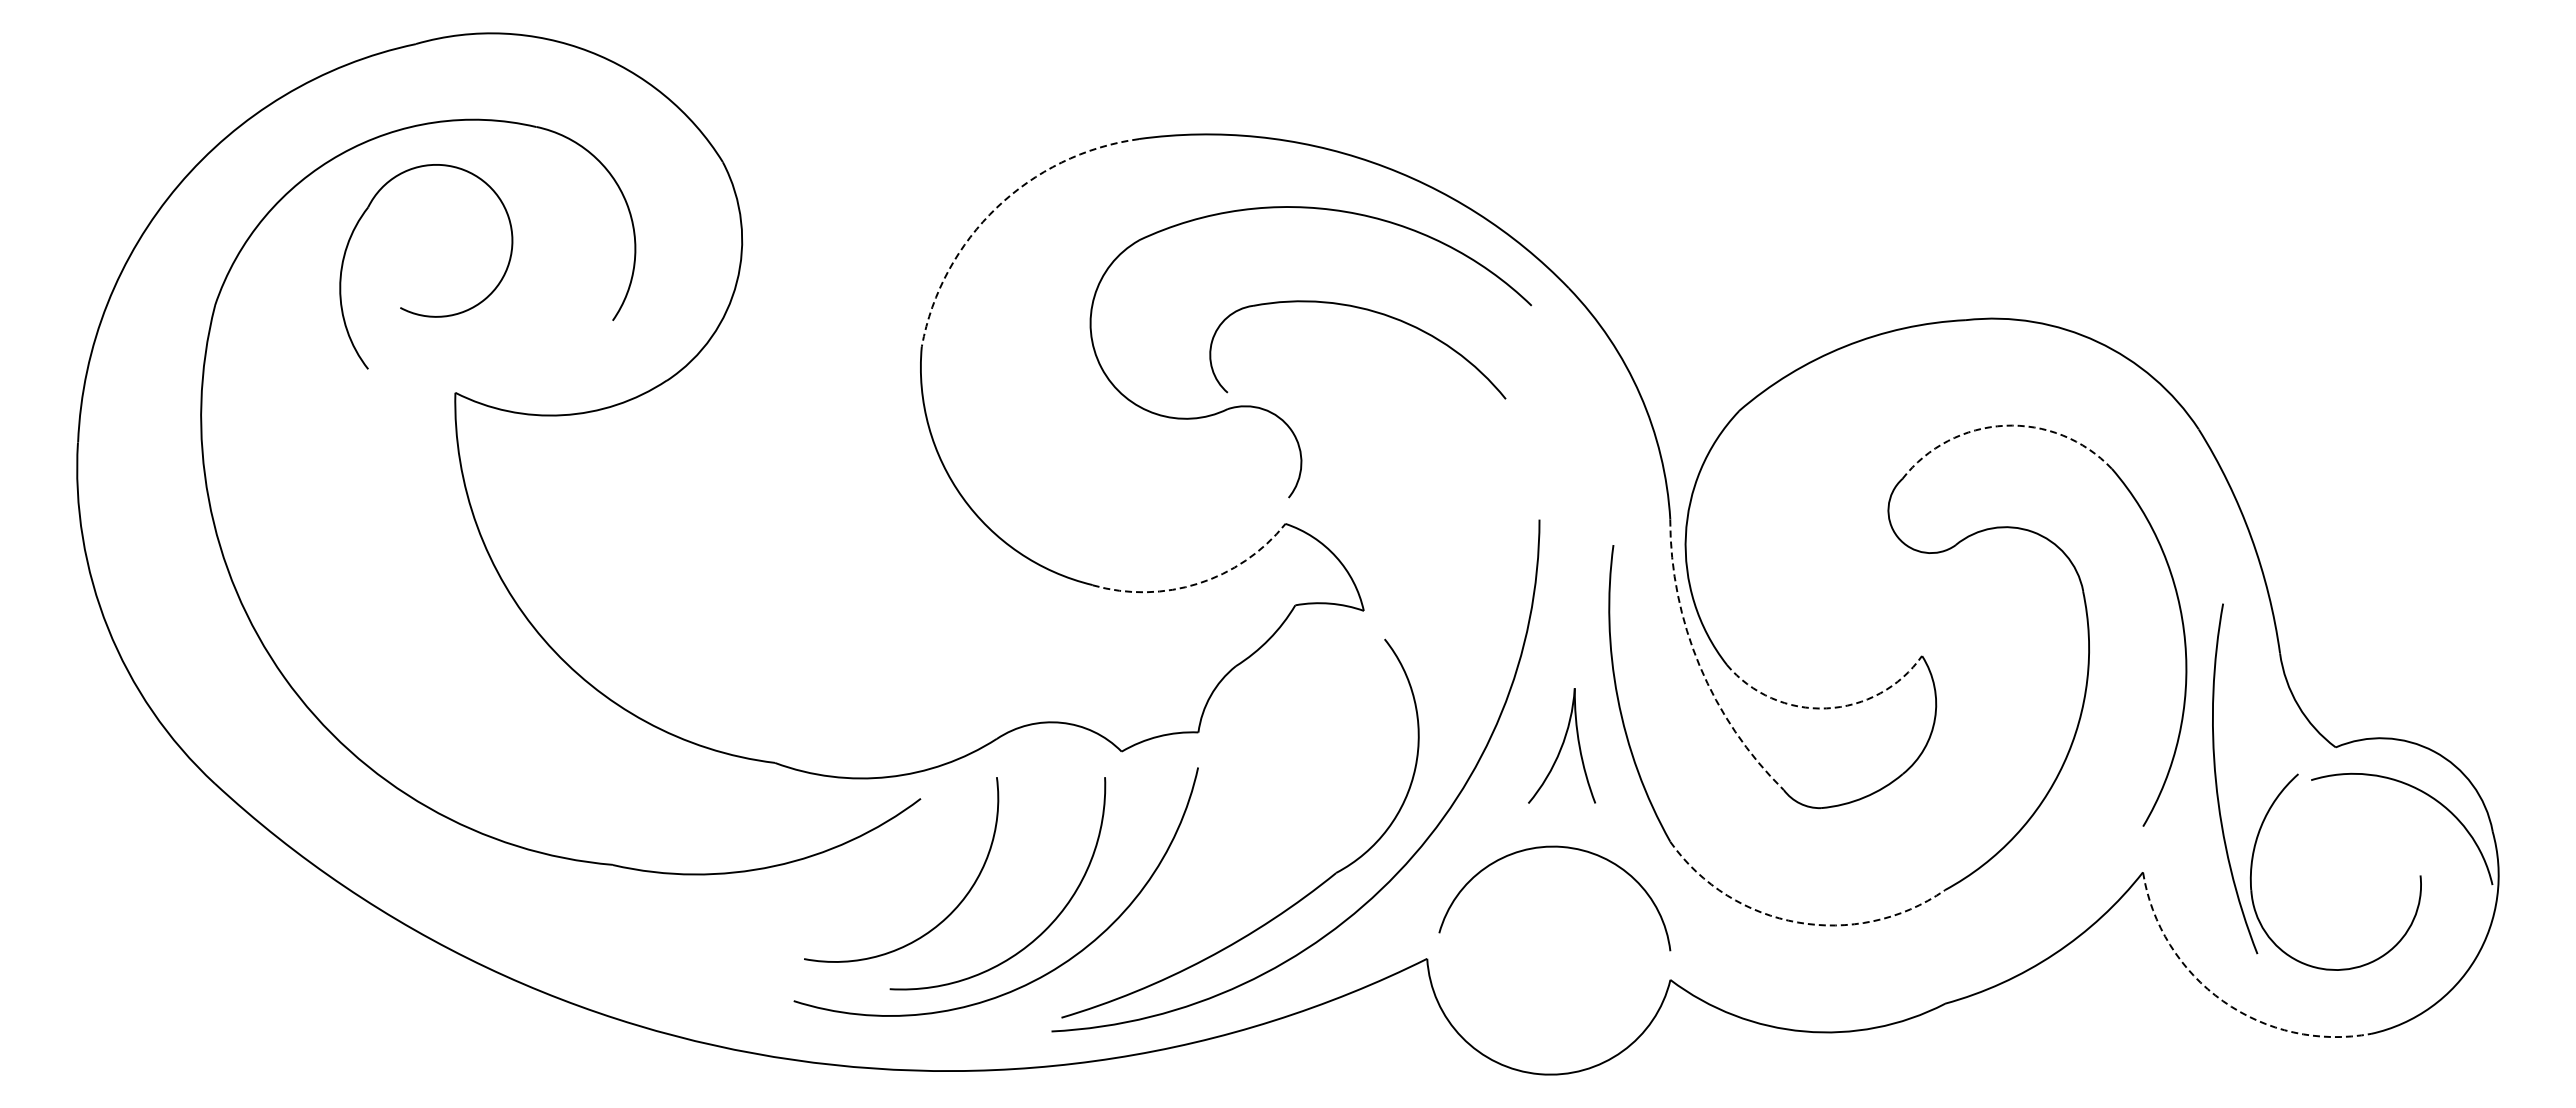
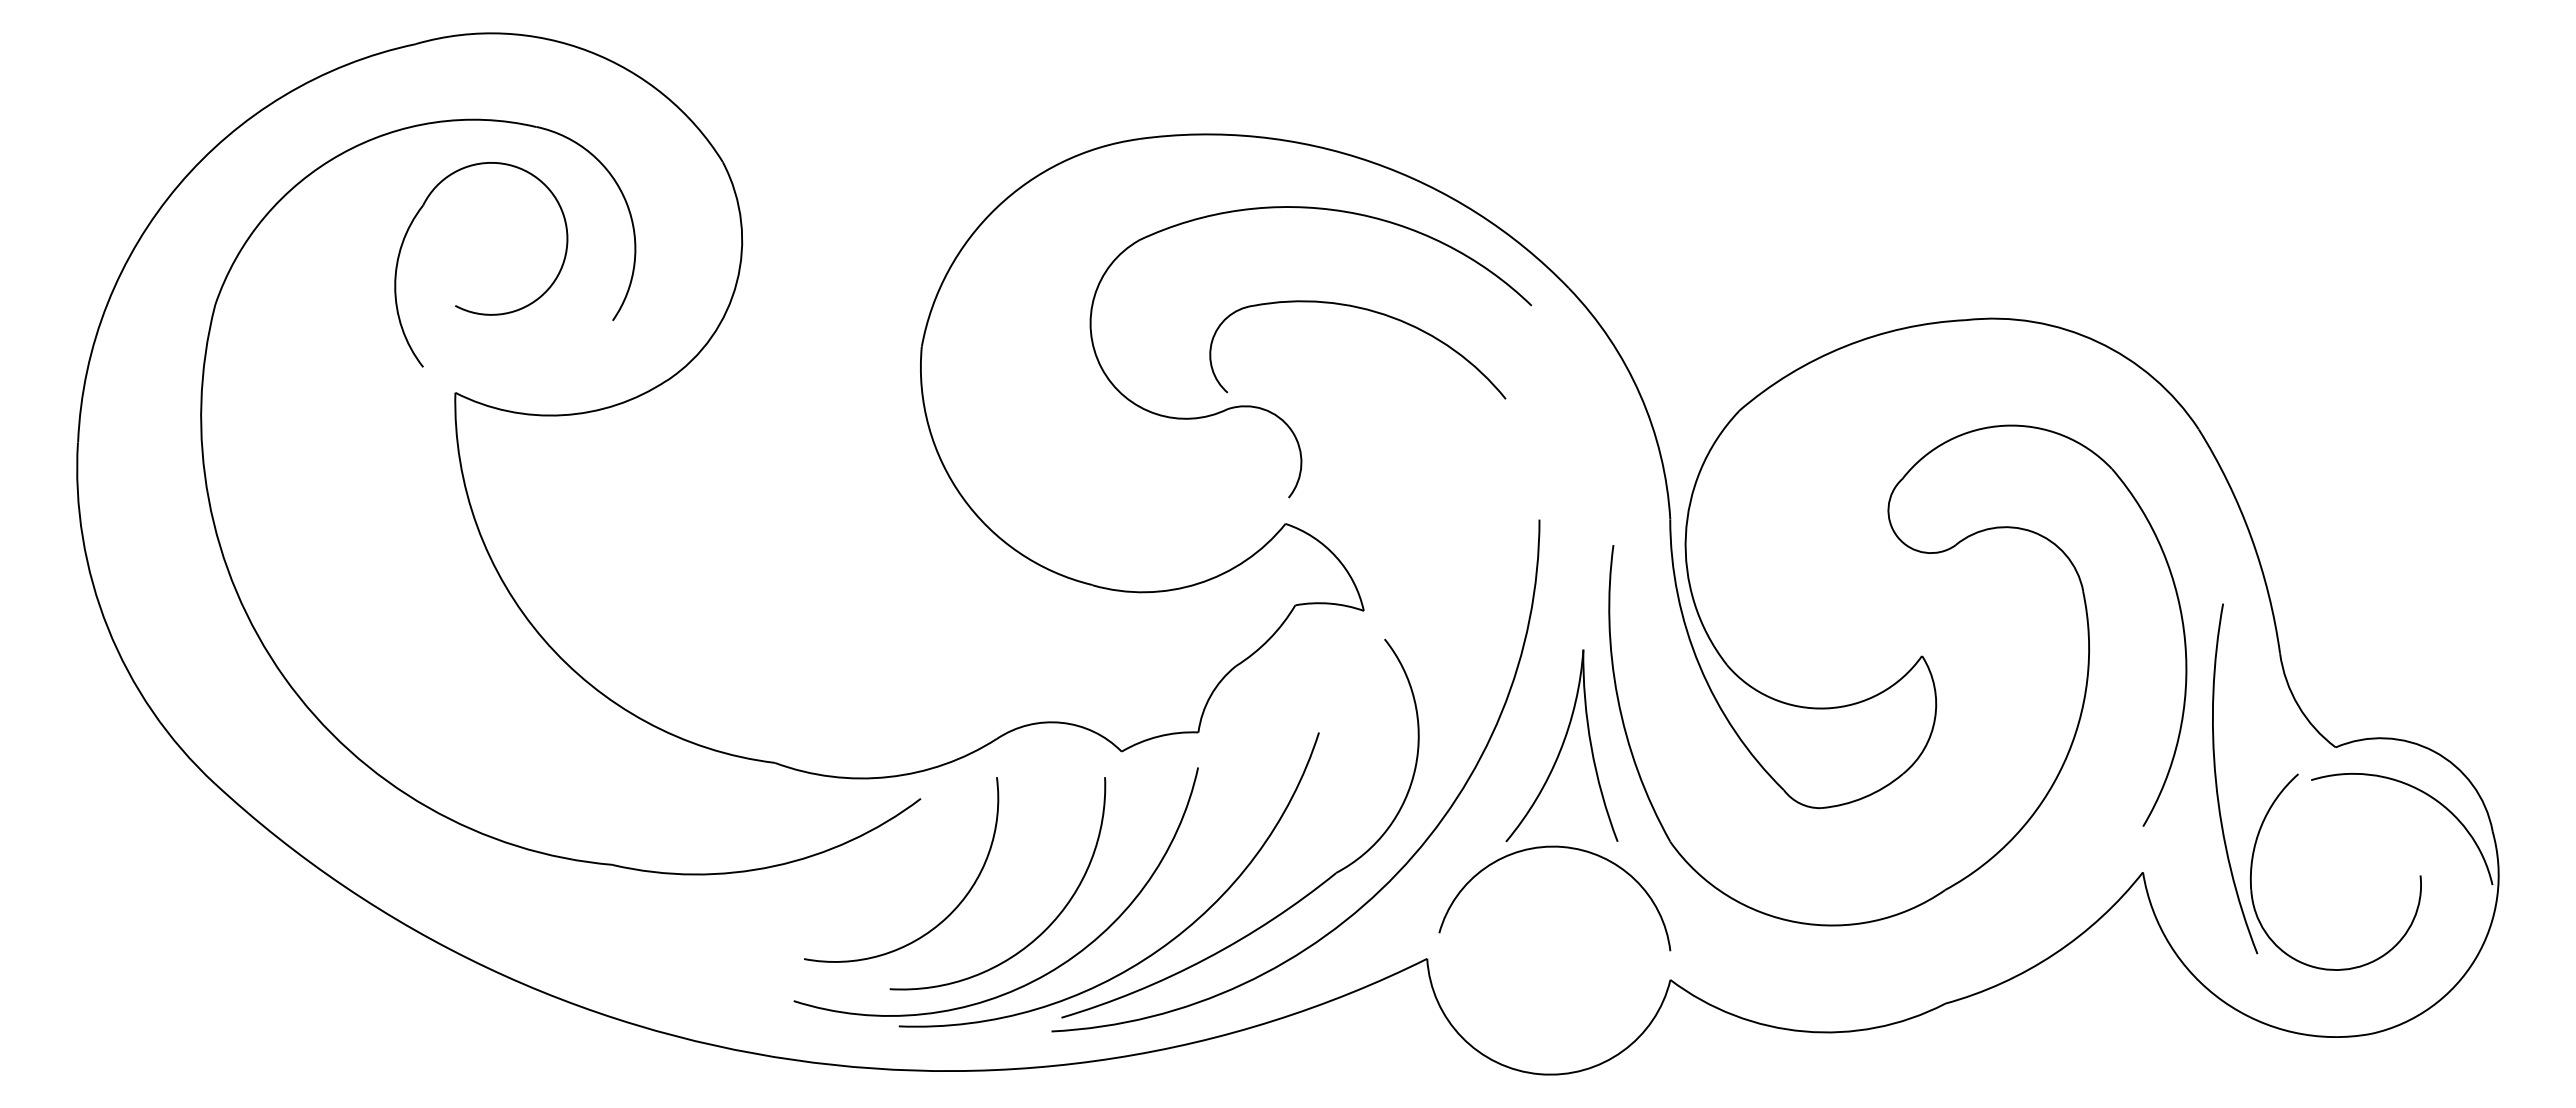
arc: dashed -> solid (996, 207)
part position: (404, 308) -> (459, 306) (459, 306)
arc: dashed -> solid (2004, 425)
arc: dashed -> solid (1198, 583)
arc: dashed -> solid (1699, 666)
arc: dashed -> solid (1826, 708)
part size: 68x116 px -> 114x194 px (1561, 745)
arc: dashed -> solid (1797, 922)
arc: none -> present (1154, 951)
arc: dashed -> solid (2223, 1001)
